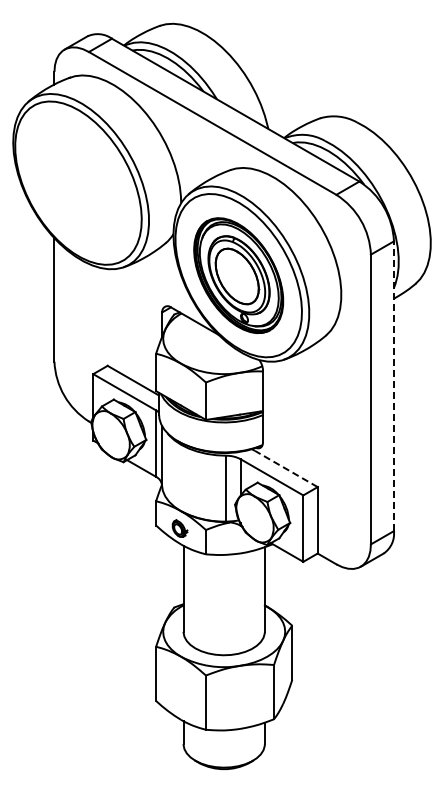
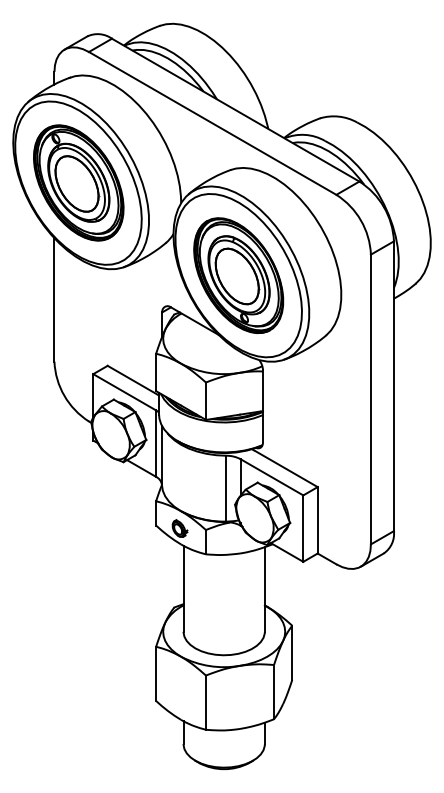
part: none -> present (78, 182)
line: dashed -> solid (393, 386)
line: dashed -> solid (285, 468)
